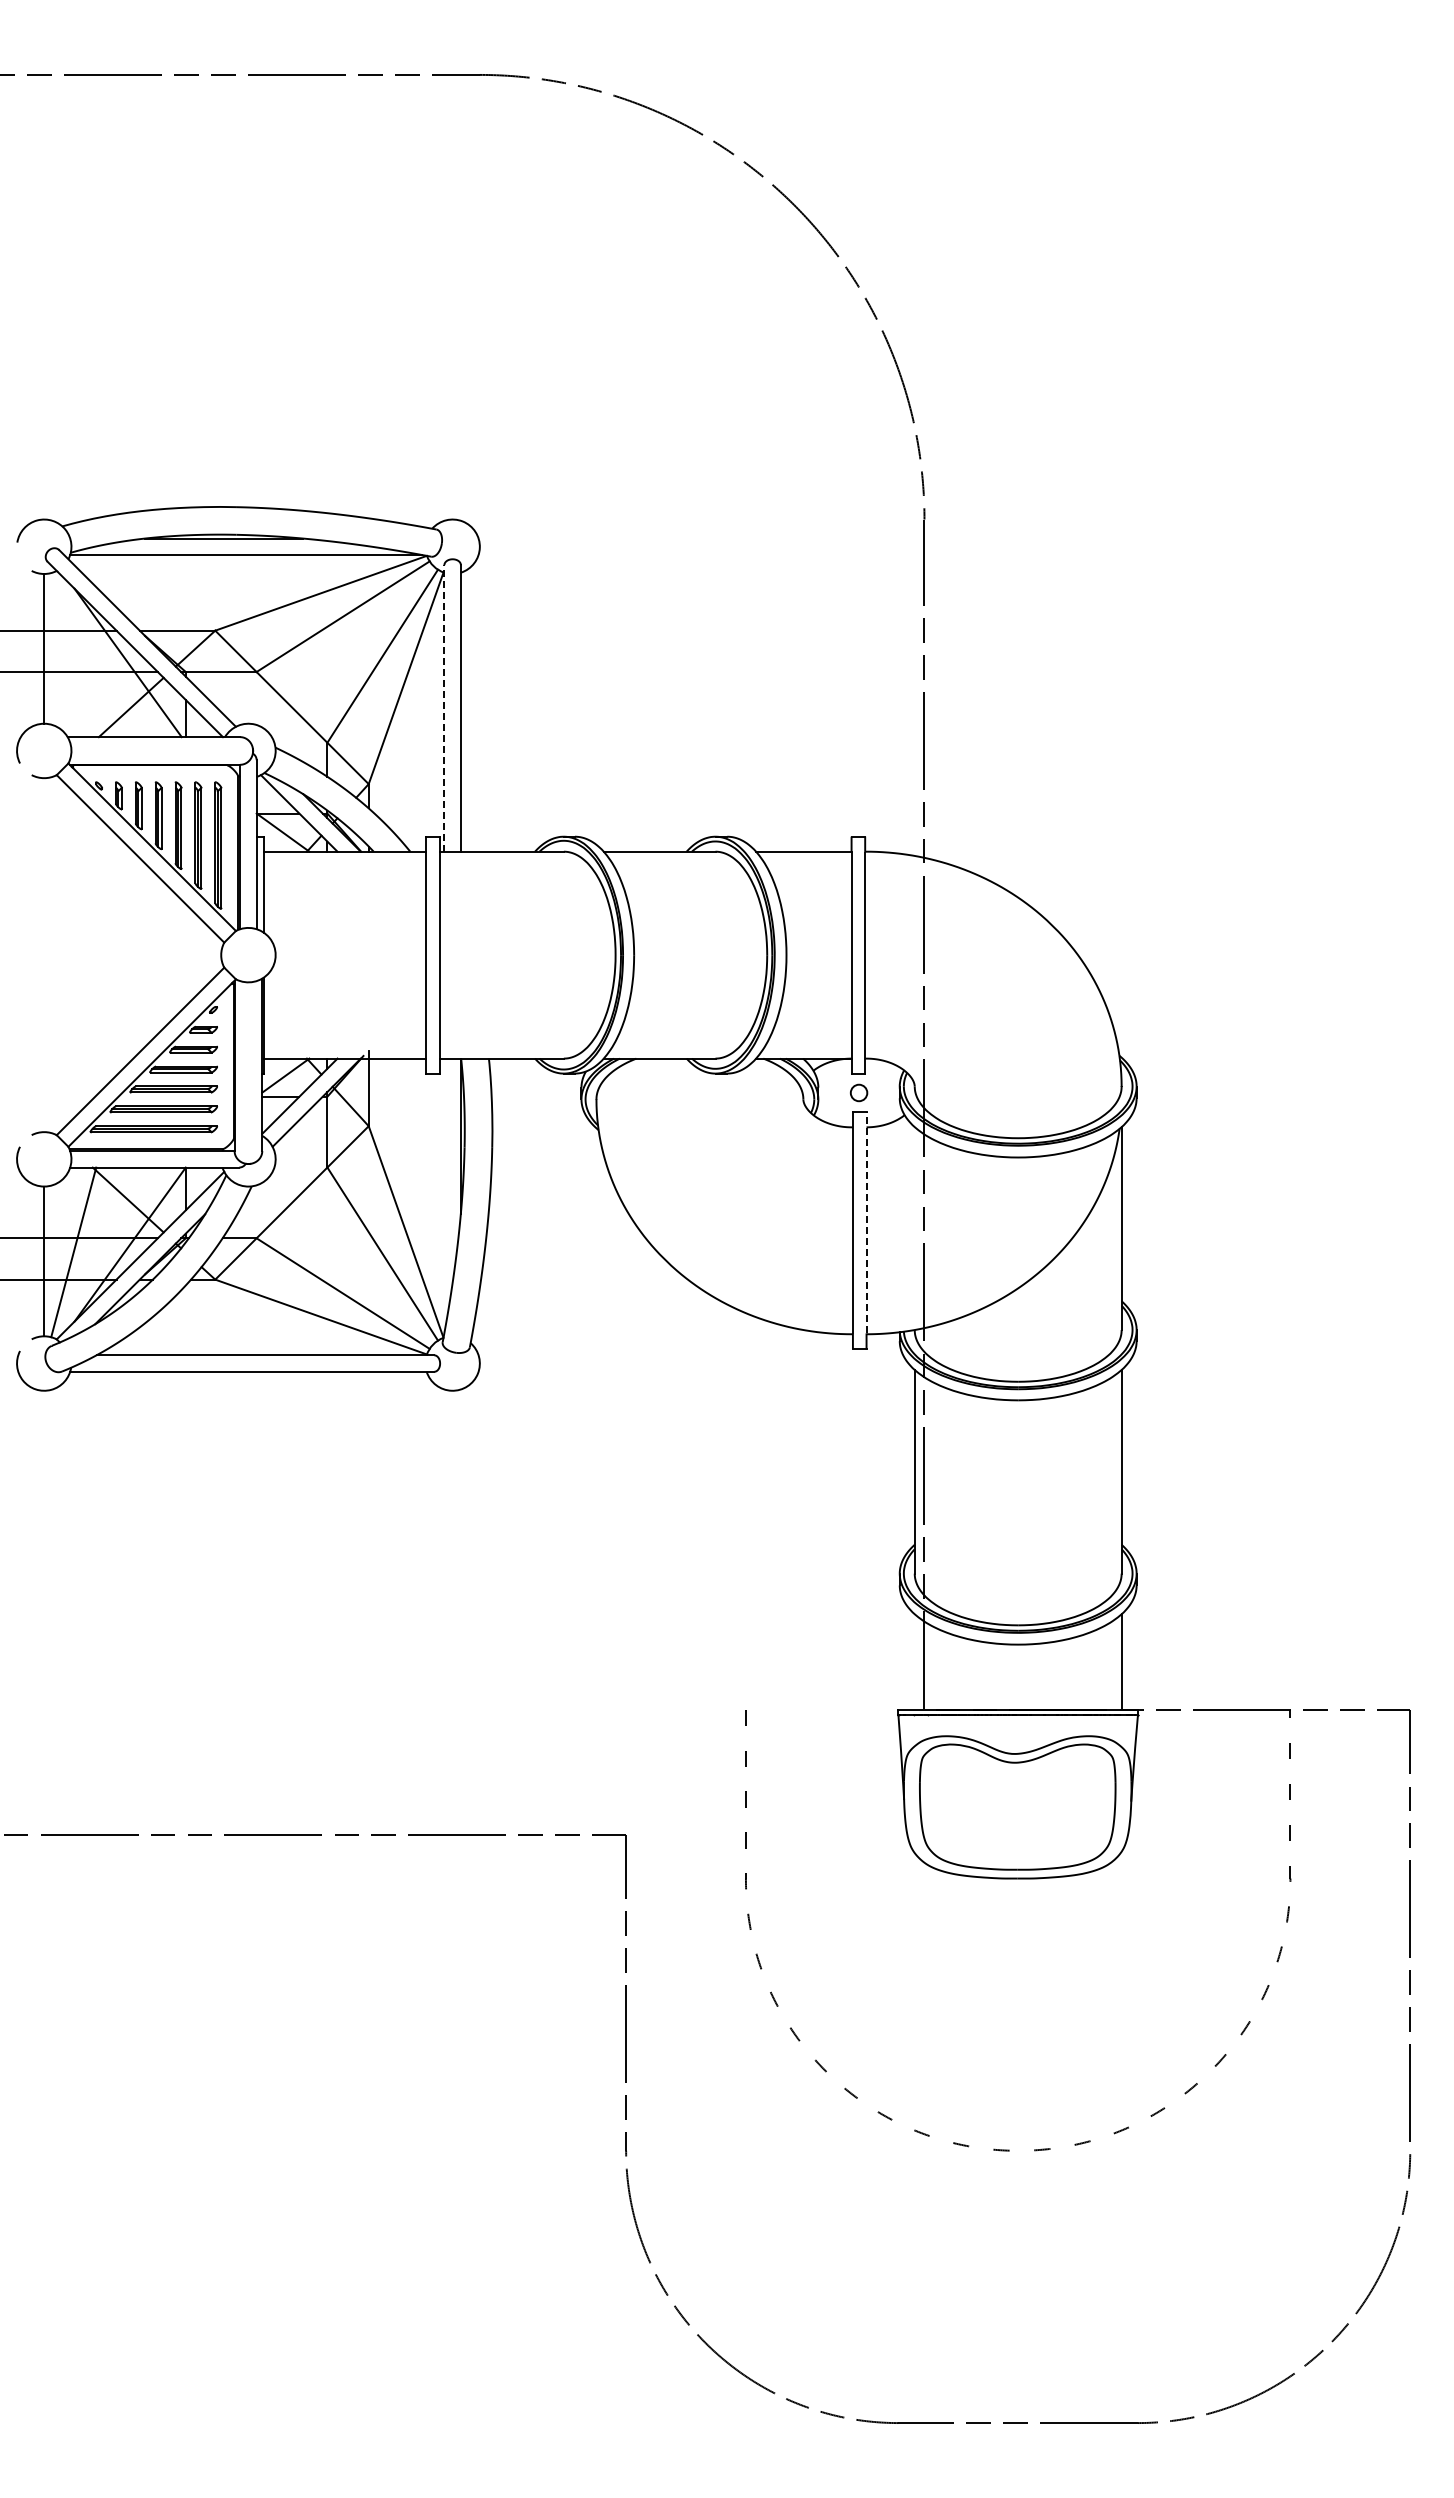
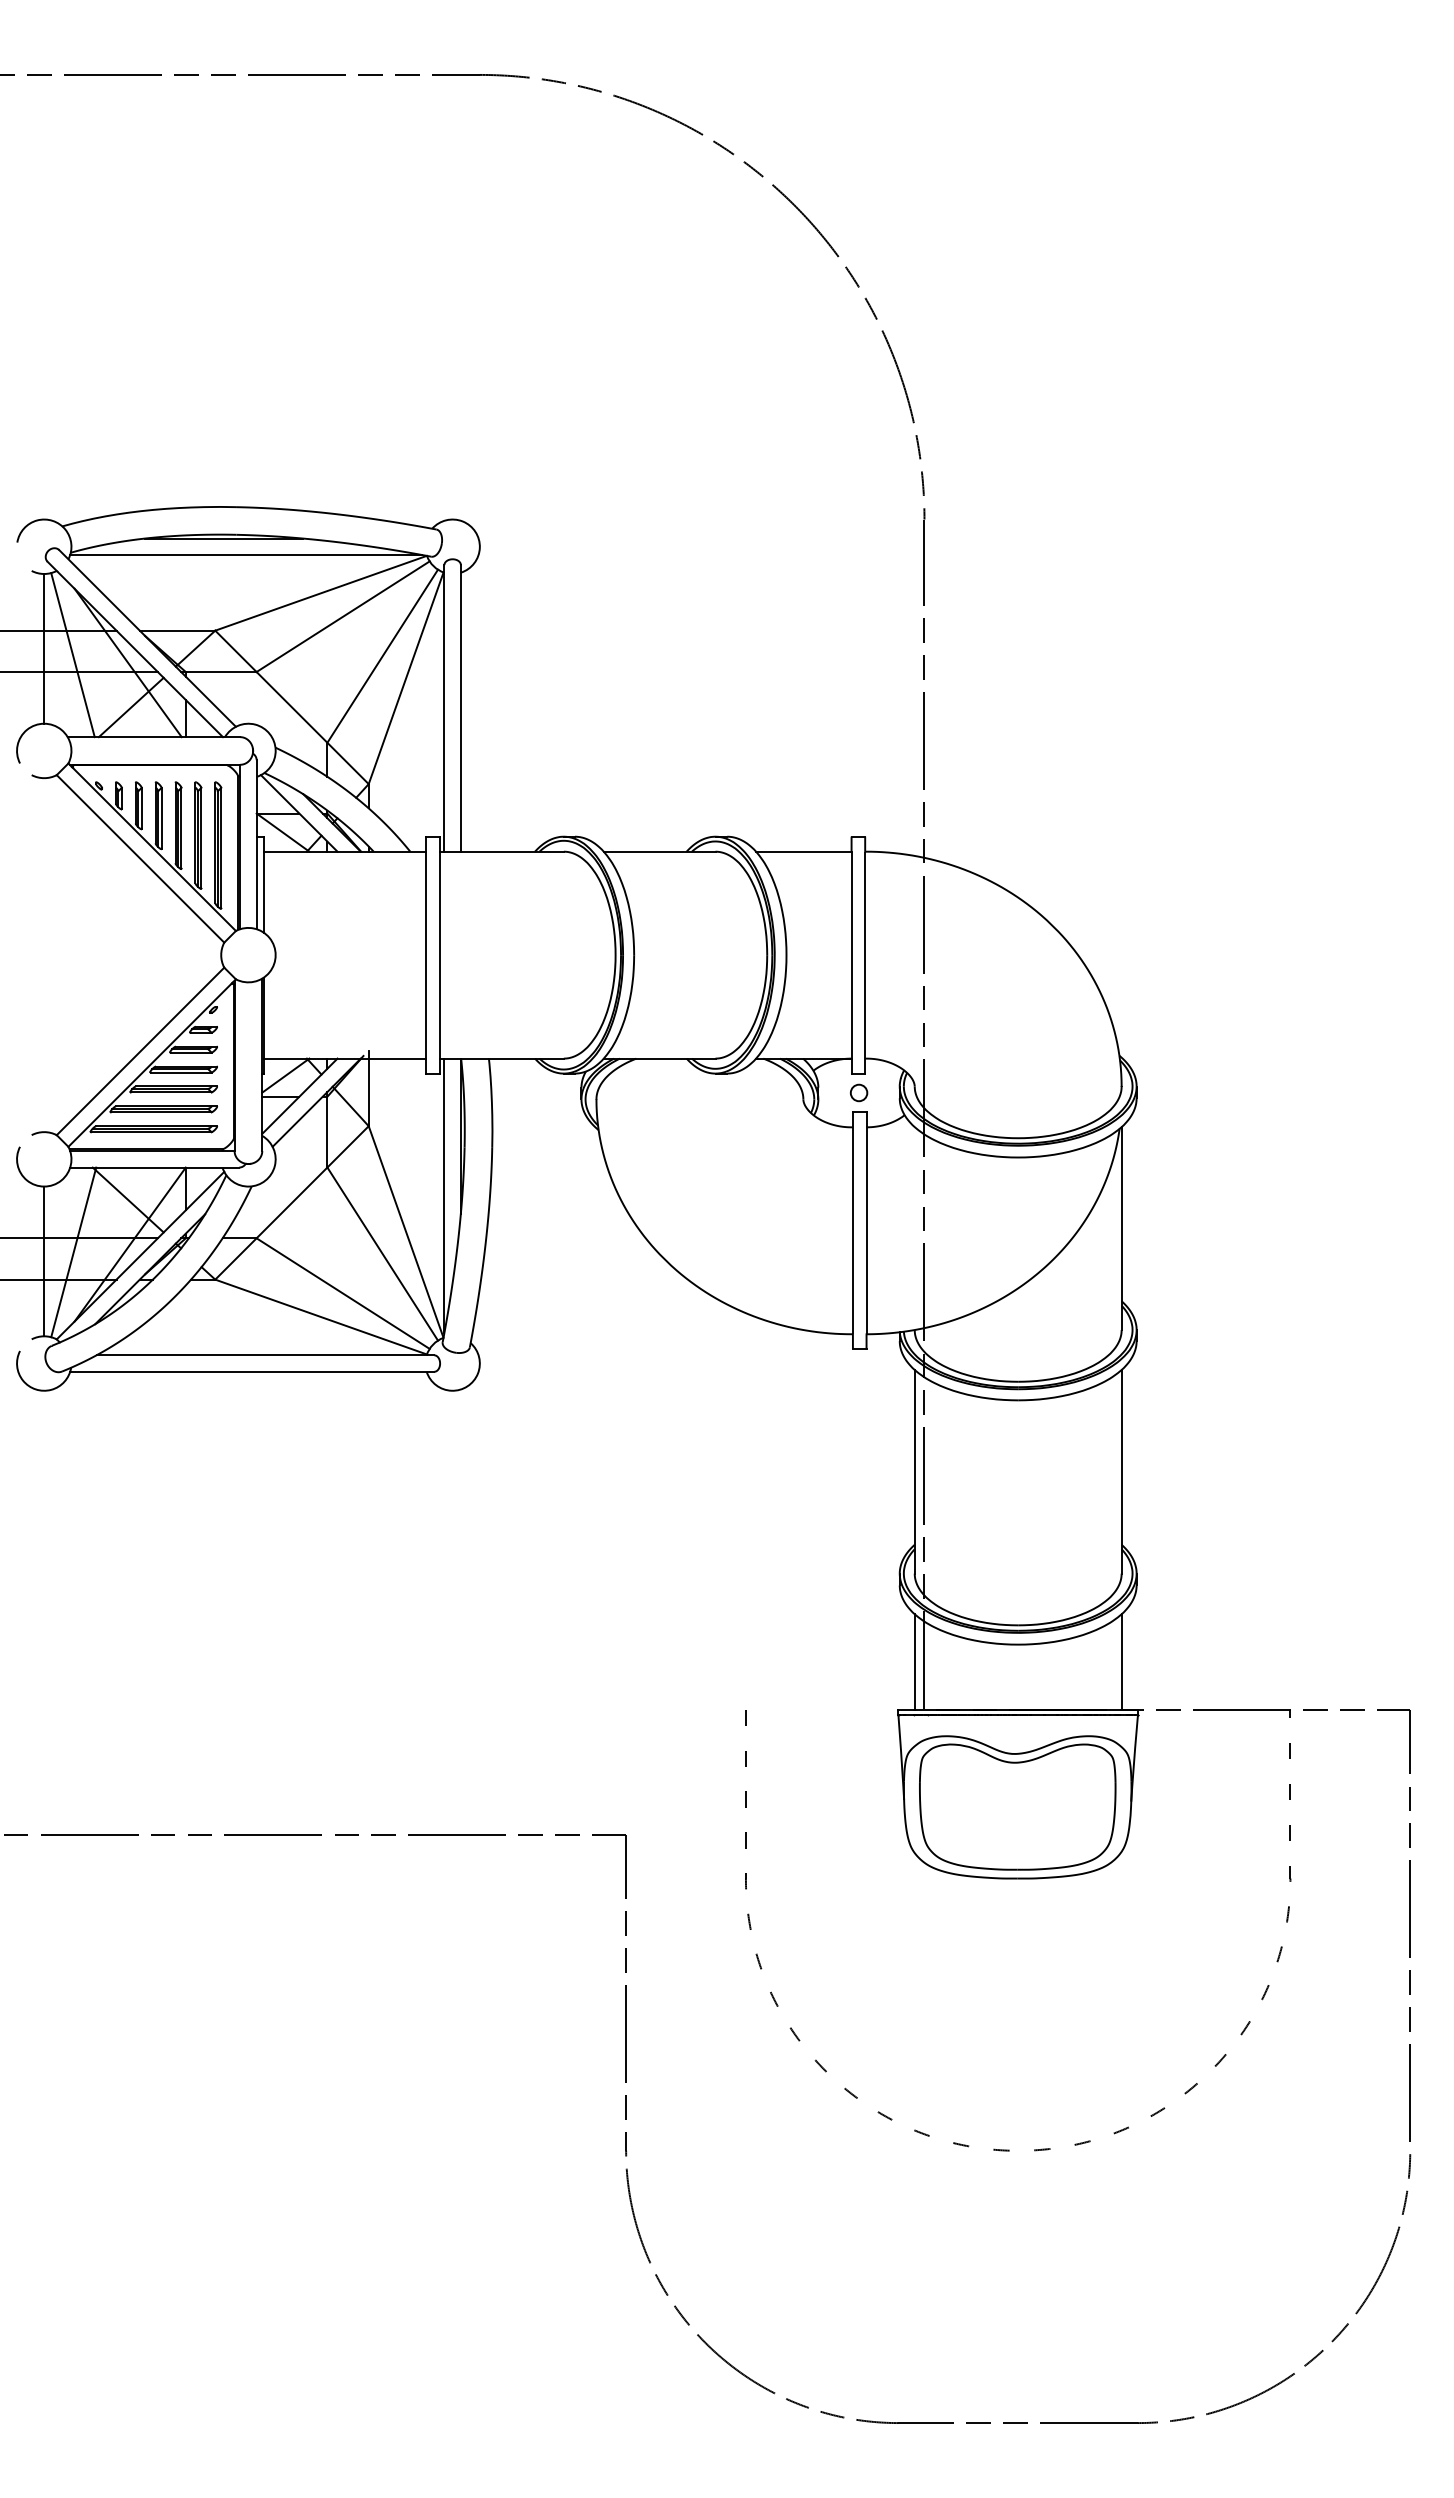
line: none -> present (72, 655)
line: dashed -> solid (444, 707)
line: none -> present (444, 1195)
line: dashed -> solid (866, 1222)
line: none -> present (914, 1661)
